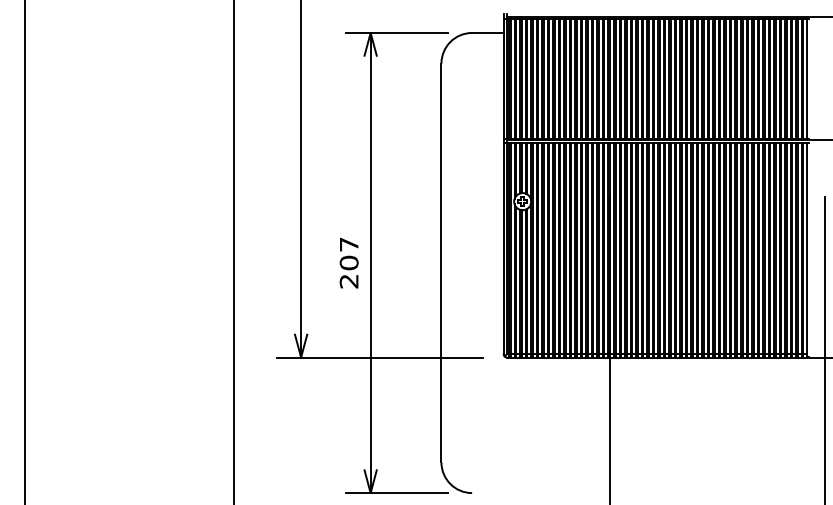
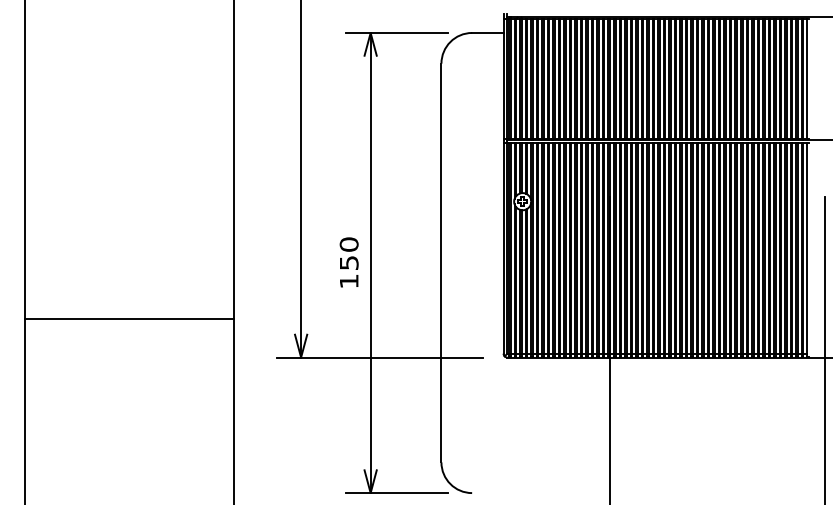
text: 207 -> 150 (348, 262)
line: none -> present (128, 318)
